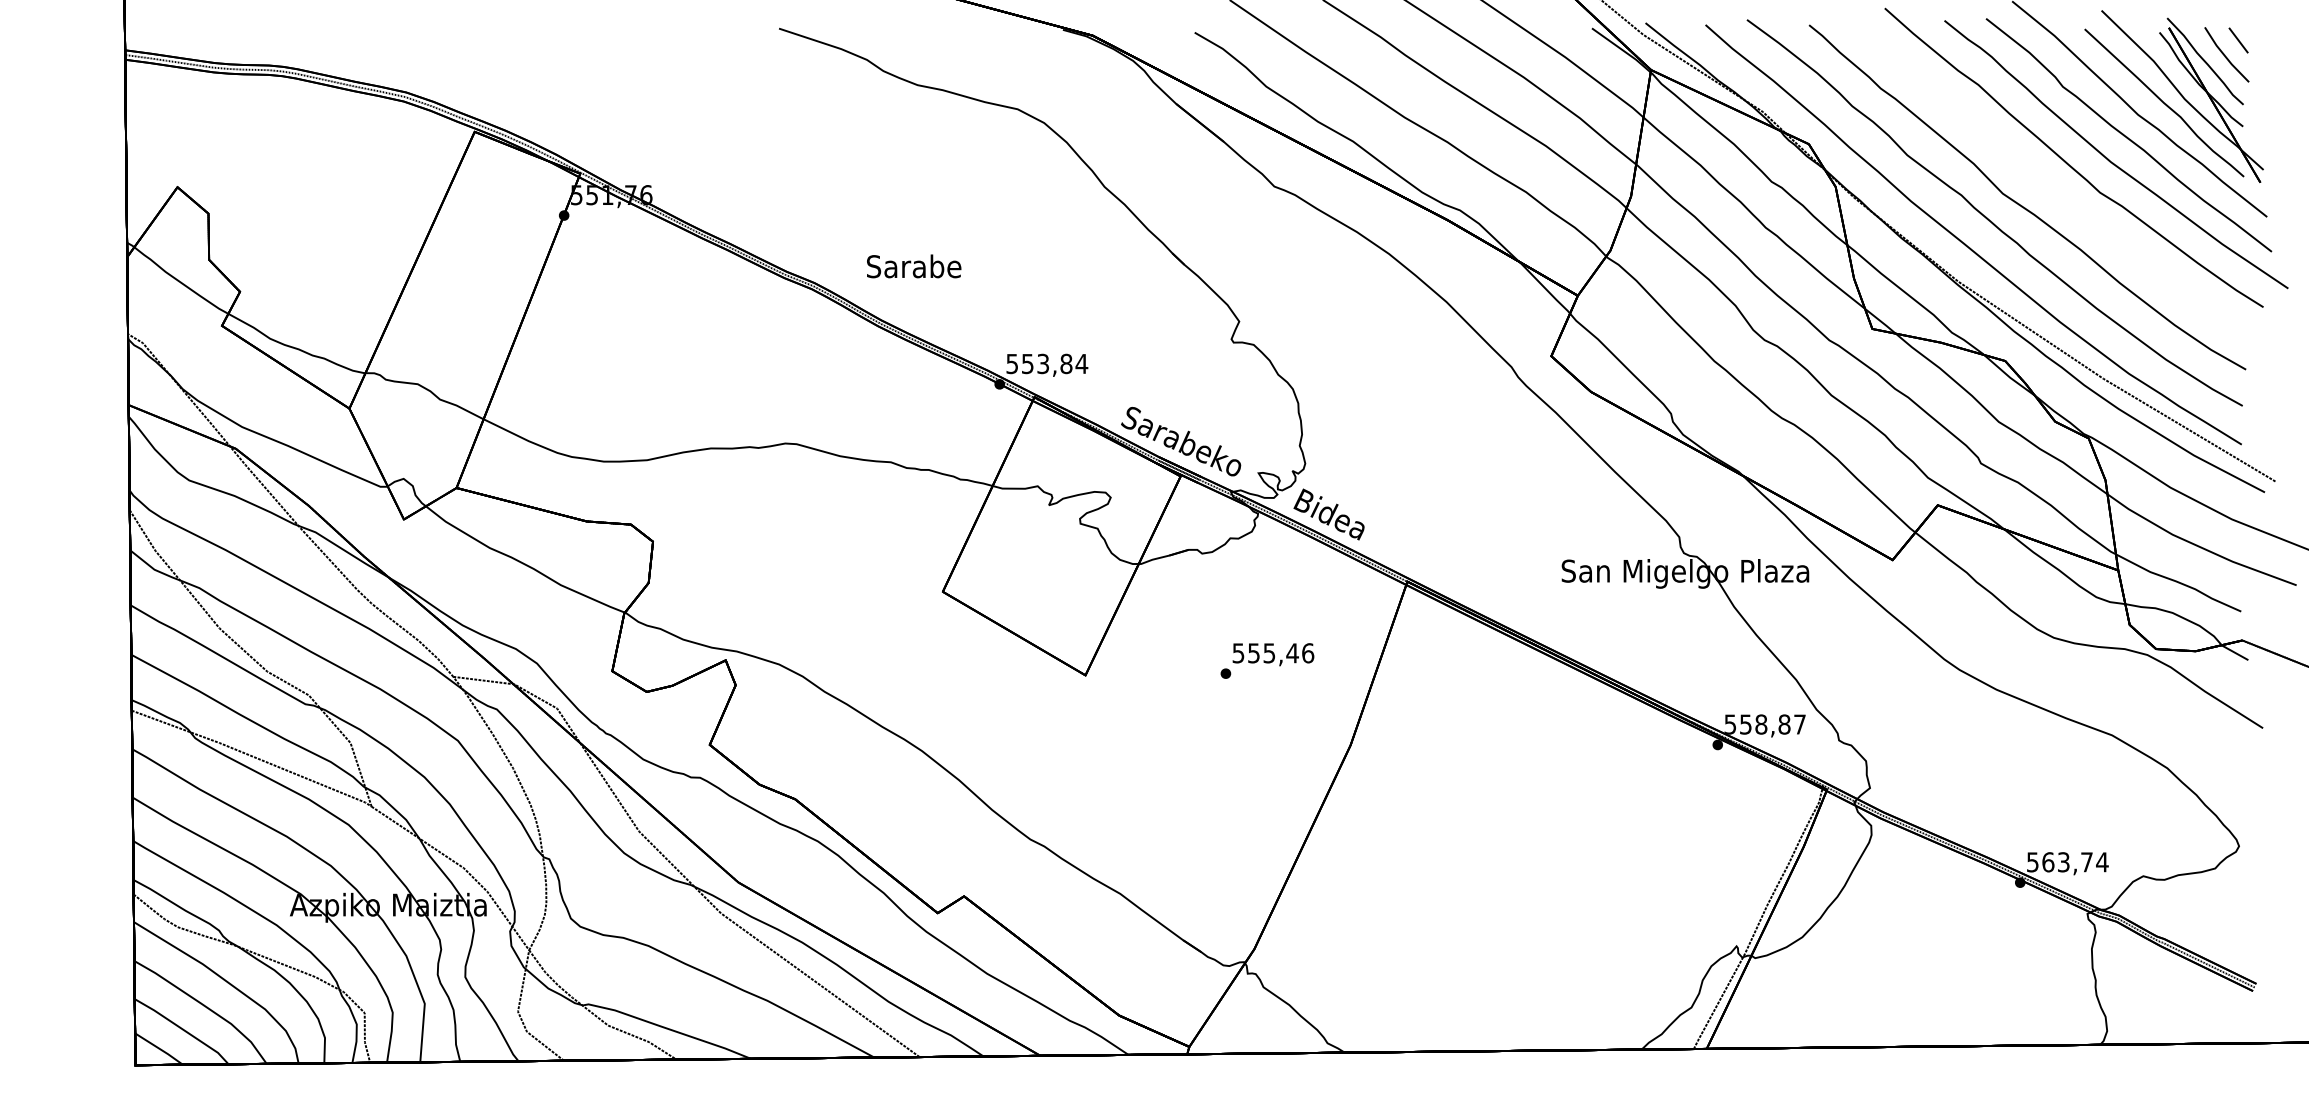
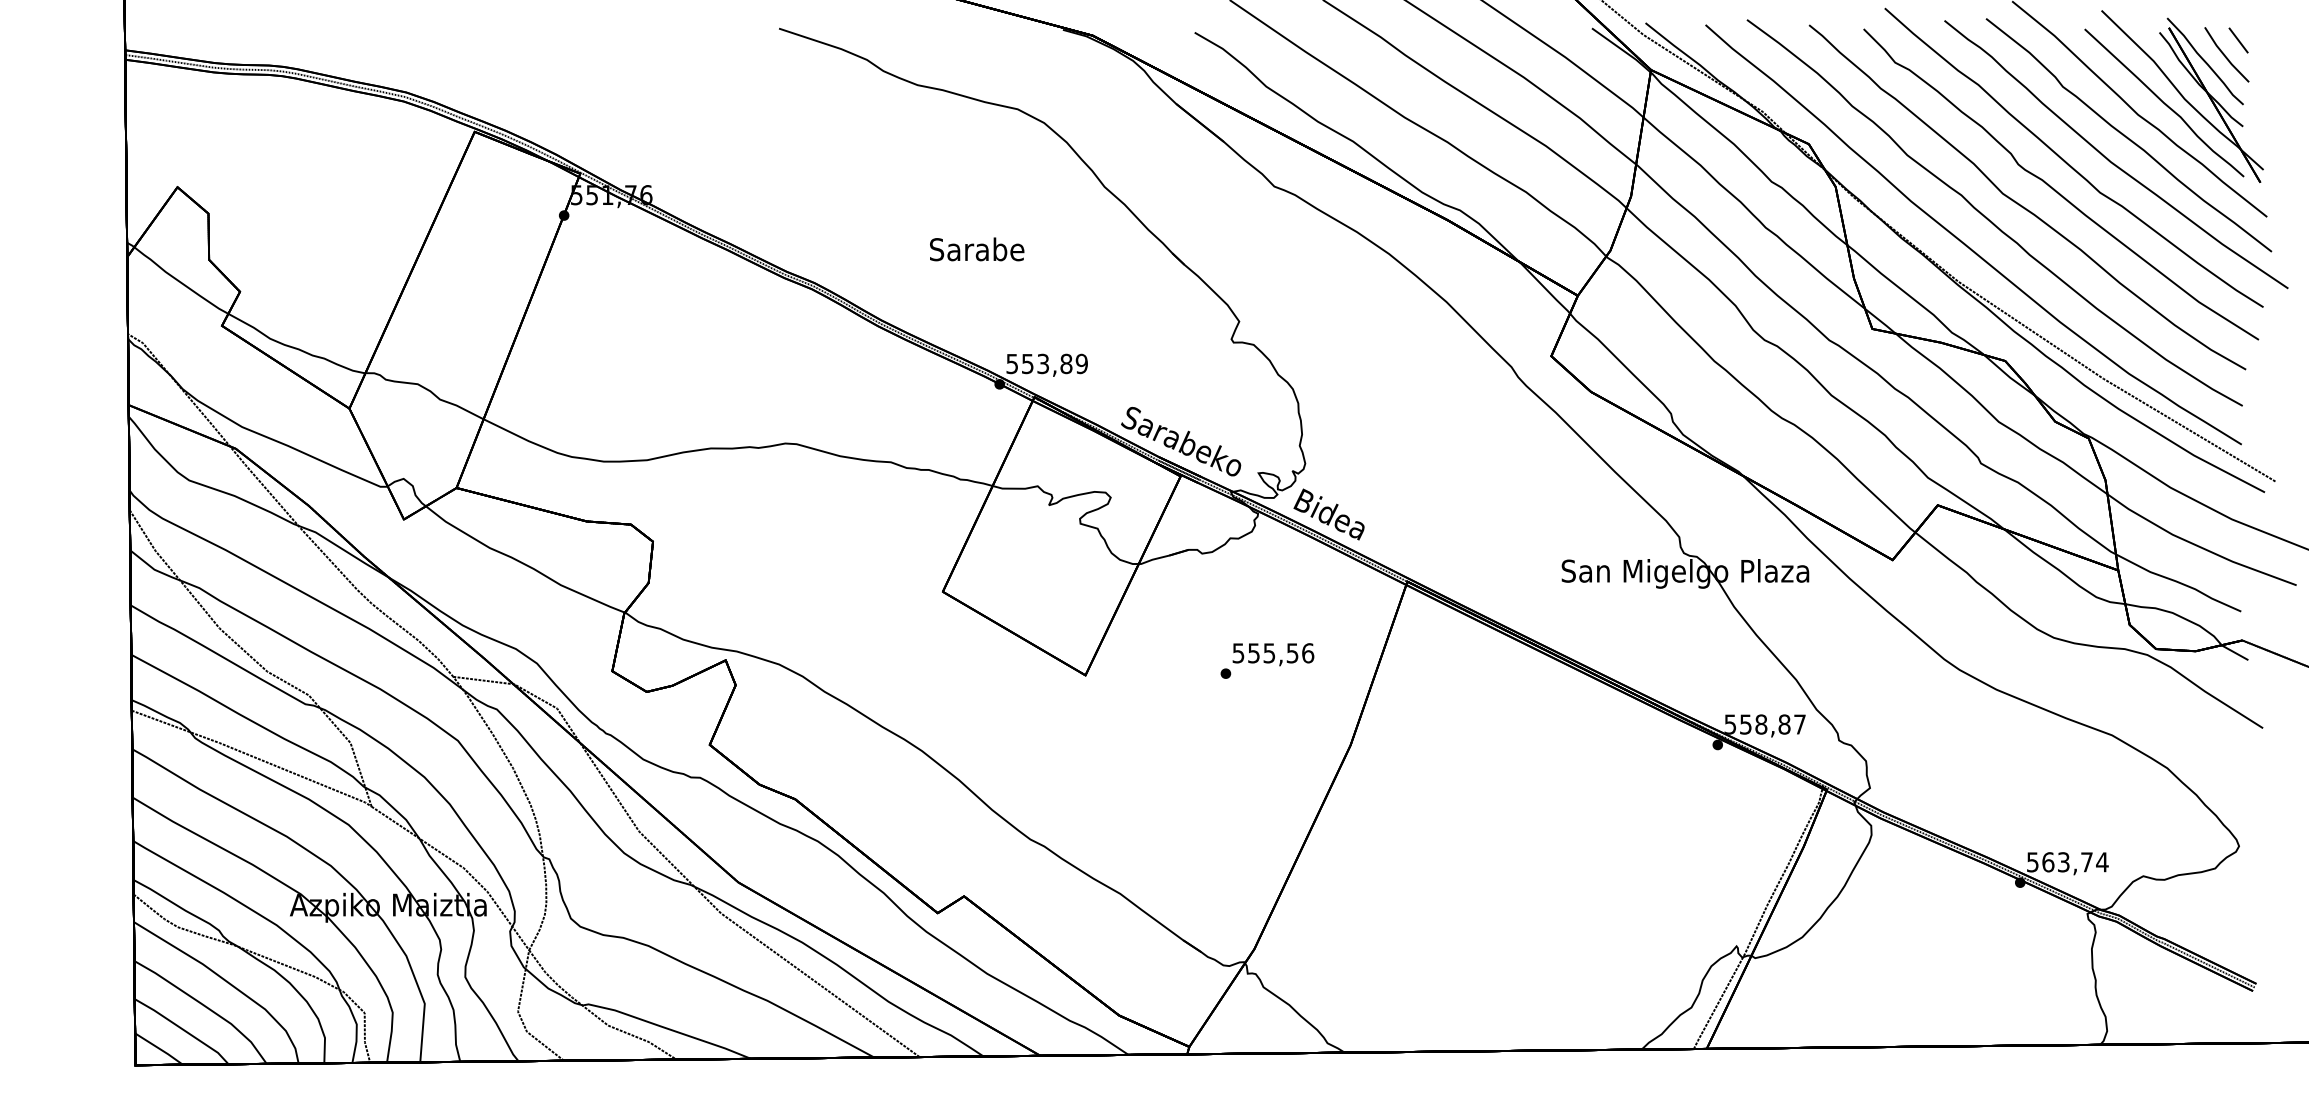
part: none -> present (2055, 189)
text position: (914, 266) -> (977, 249) (977, 249)
text: 553,84 -> 553,89 (1081, 363)
text: 555,46 -> 555,56 (1292, 653)
